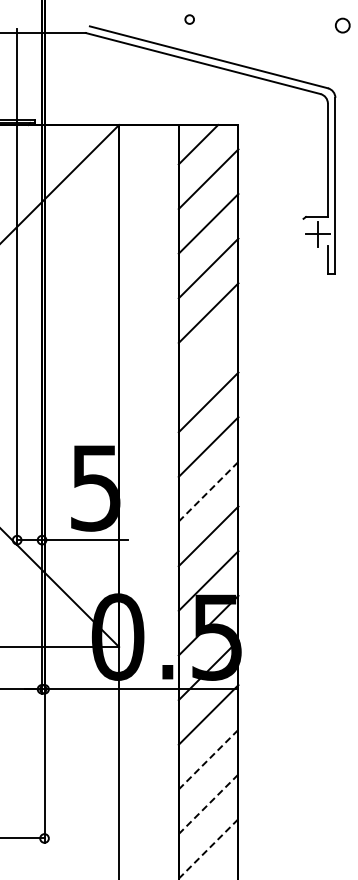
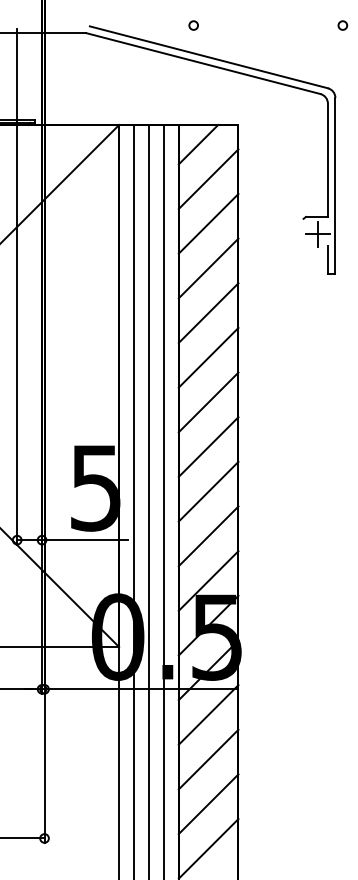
circle position: (189, 19) -> (193, 25) (193, 25)
circle size: 16x17 px -> 12x11 px (342, 25)
line: none -> present (208, 357)
line: dashed -> solid (208, 491)
line: none -> present (134, 500)
line: none -> present (148, 500)
line: none -> present (163, 500)
line: dashed -> solid (208, 759)
line: dashed -> solid (208, 803)
line: dashed -> solid (208, 848)
